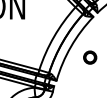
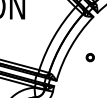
circle size: 15x15 px -> 10x10 px (89, 57)
